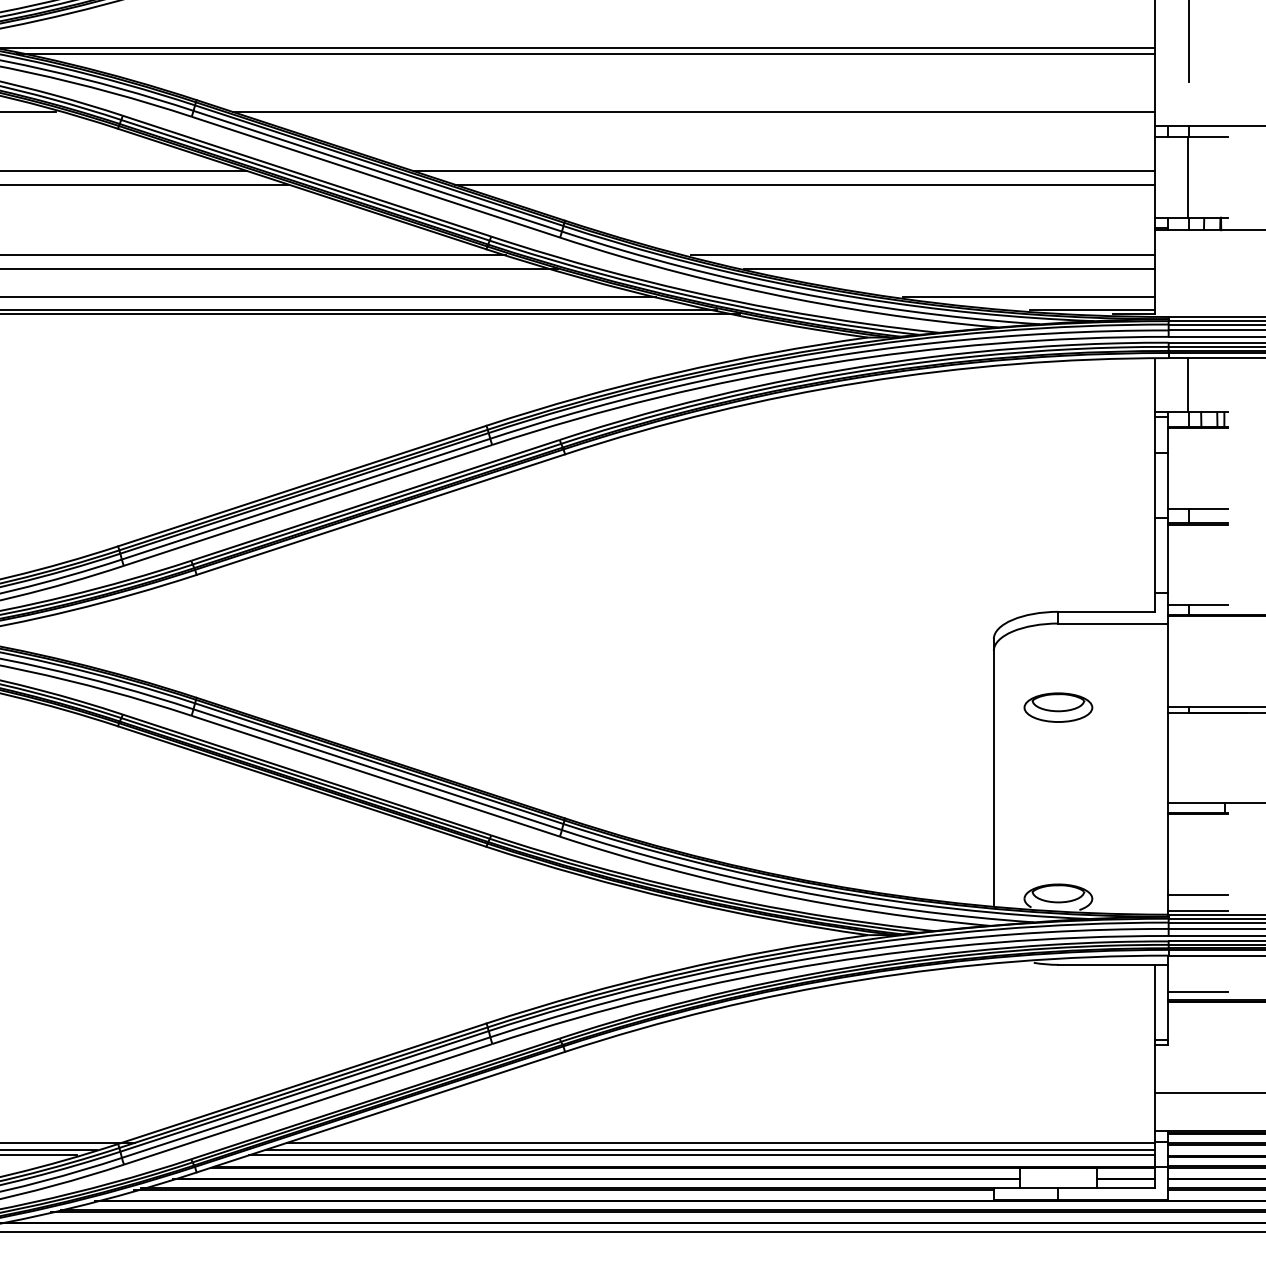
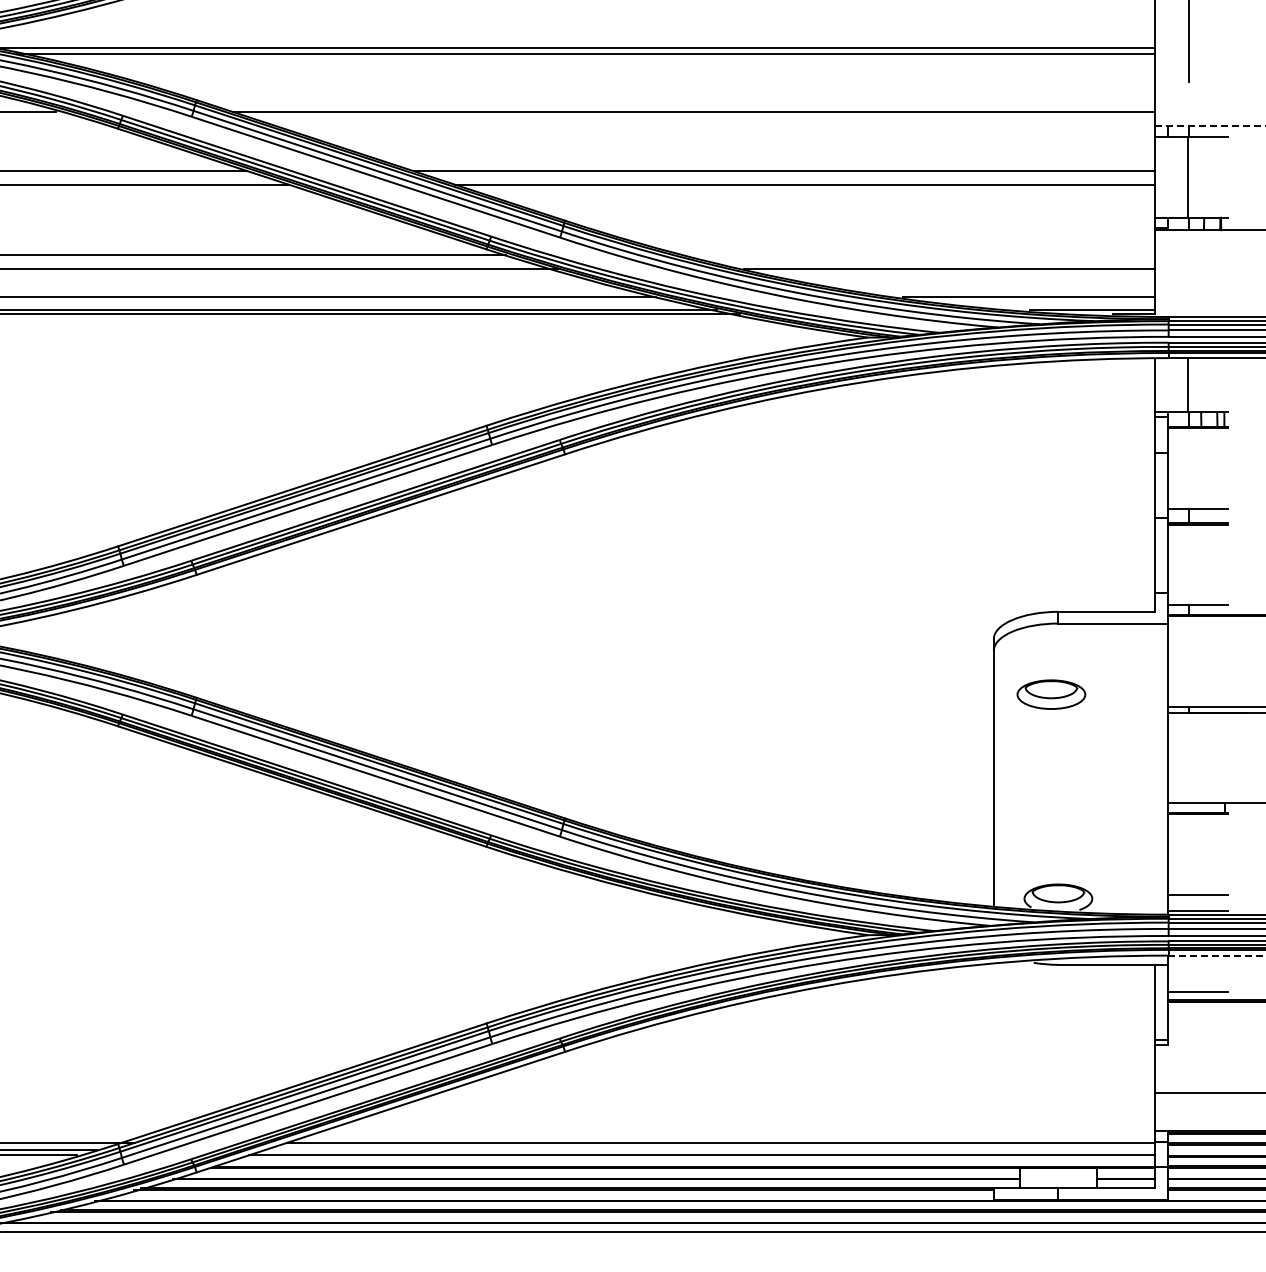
line: solid -> dashed (1210, 125)
line: present -> none (923, 254)
part position: (1058, 707) -> (1051, 694) (1051, 694)
line: solid -> dashed (1216, 955)
line: present -> none (710, 1149)
